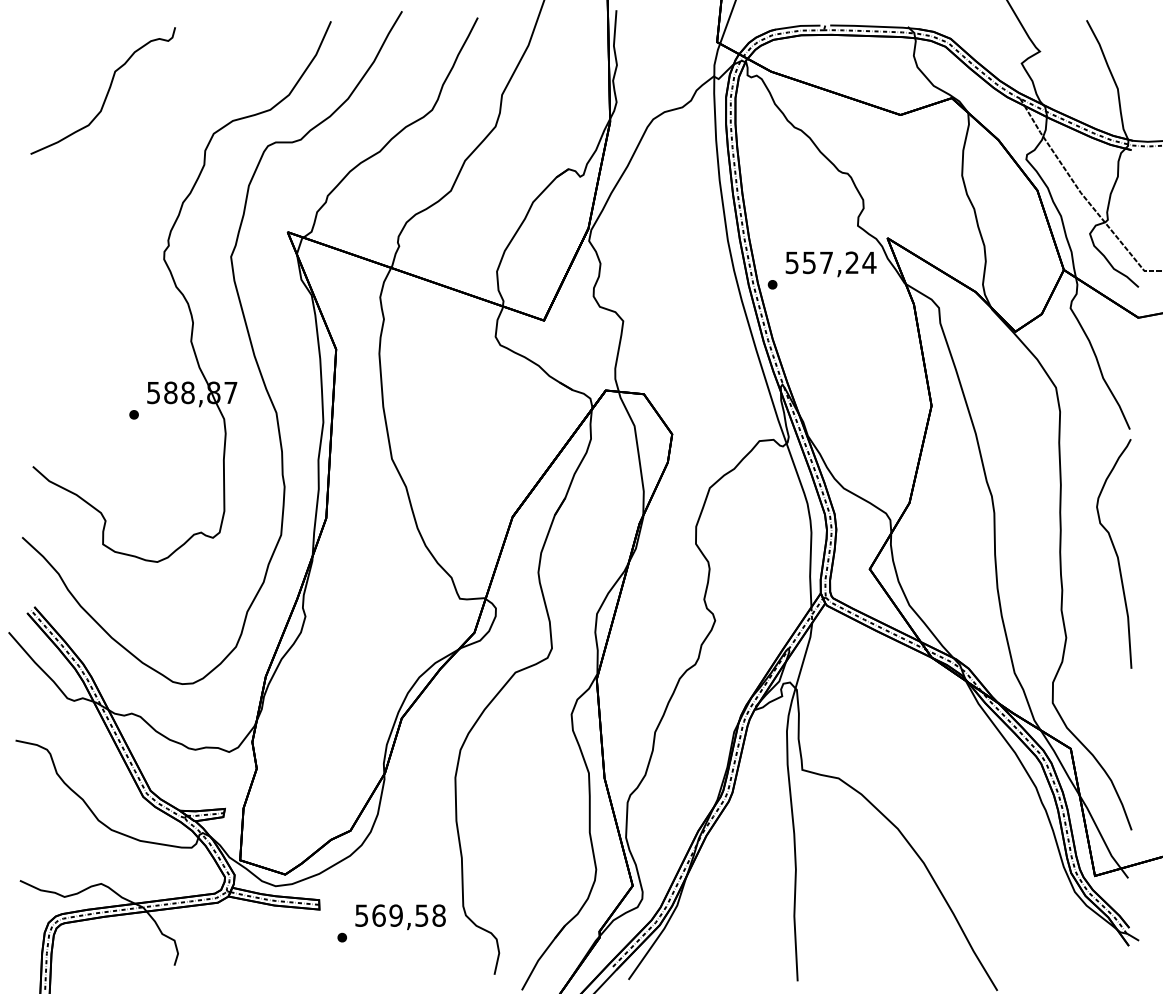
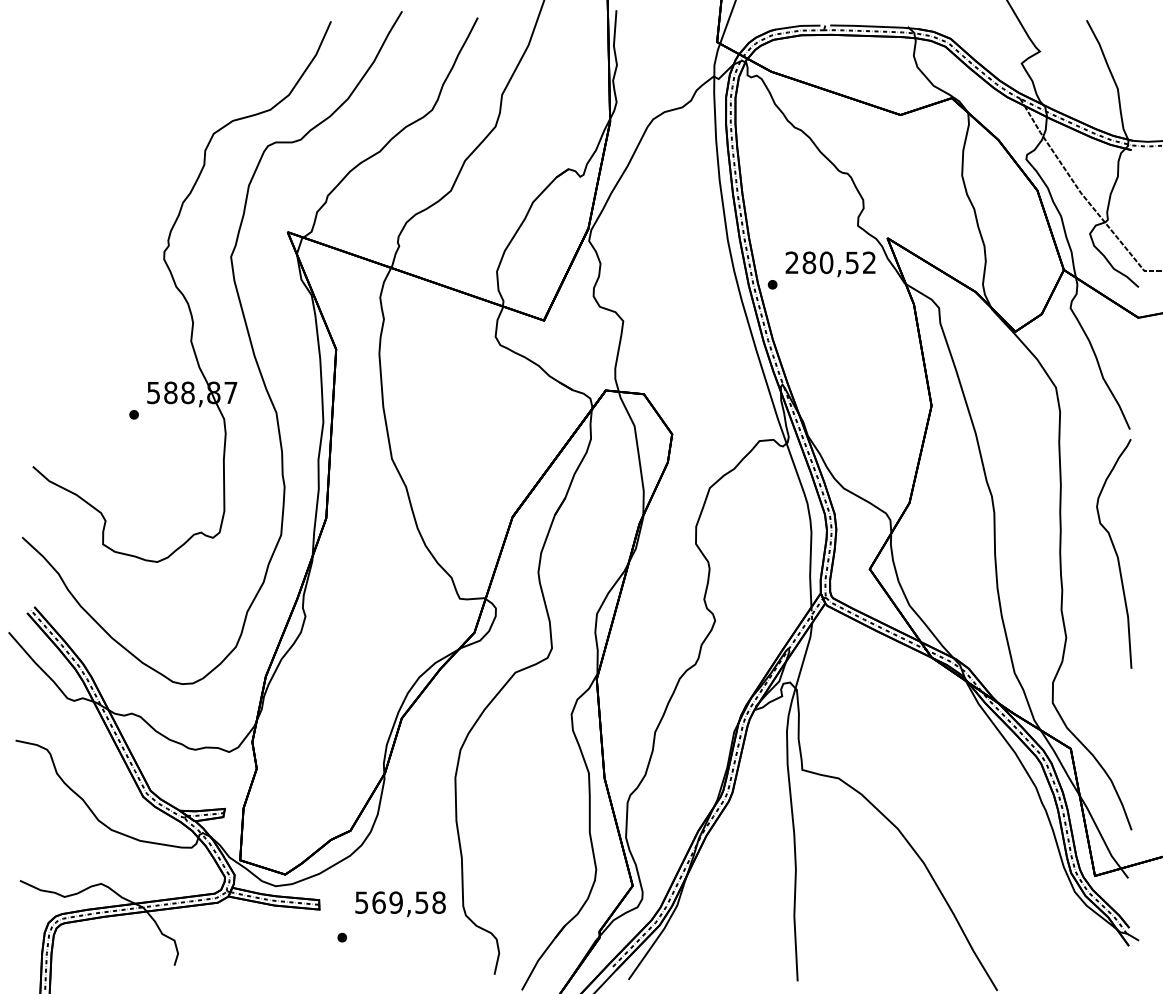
curve: present -> none (107, 90)
text: 557,24 -> 280,52 (830, 262)
text position: (400, 917) -> (400, 904) (400, 904)
